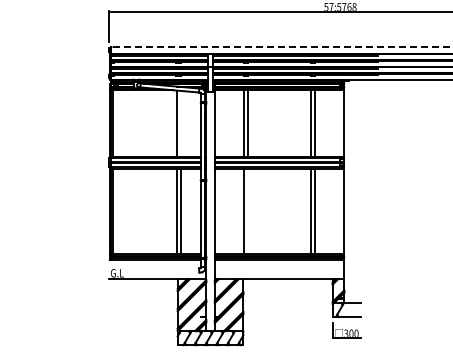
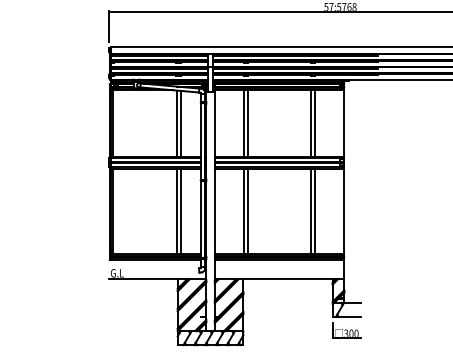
line: dashed -> solid (281, 47)
line: none -> present (180, 123)
line: none -> present (247, 211)
